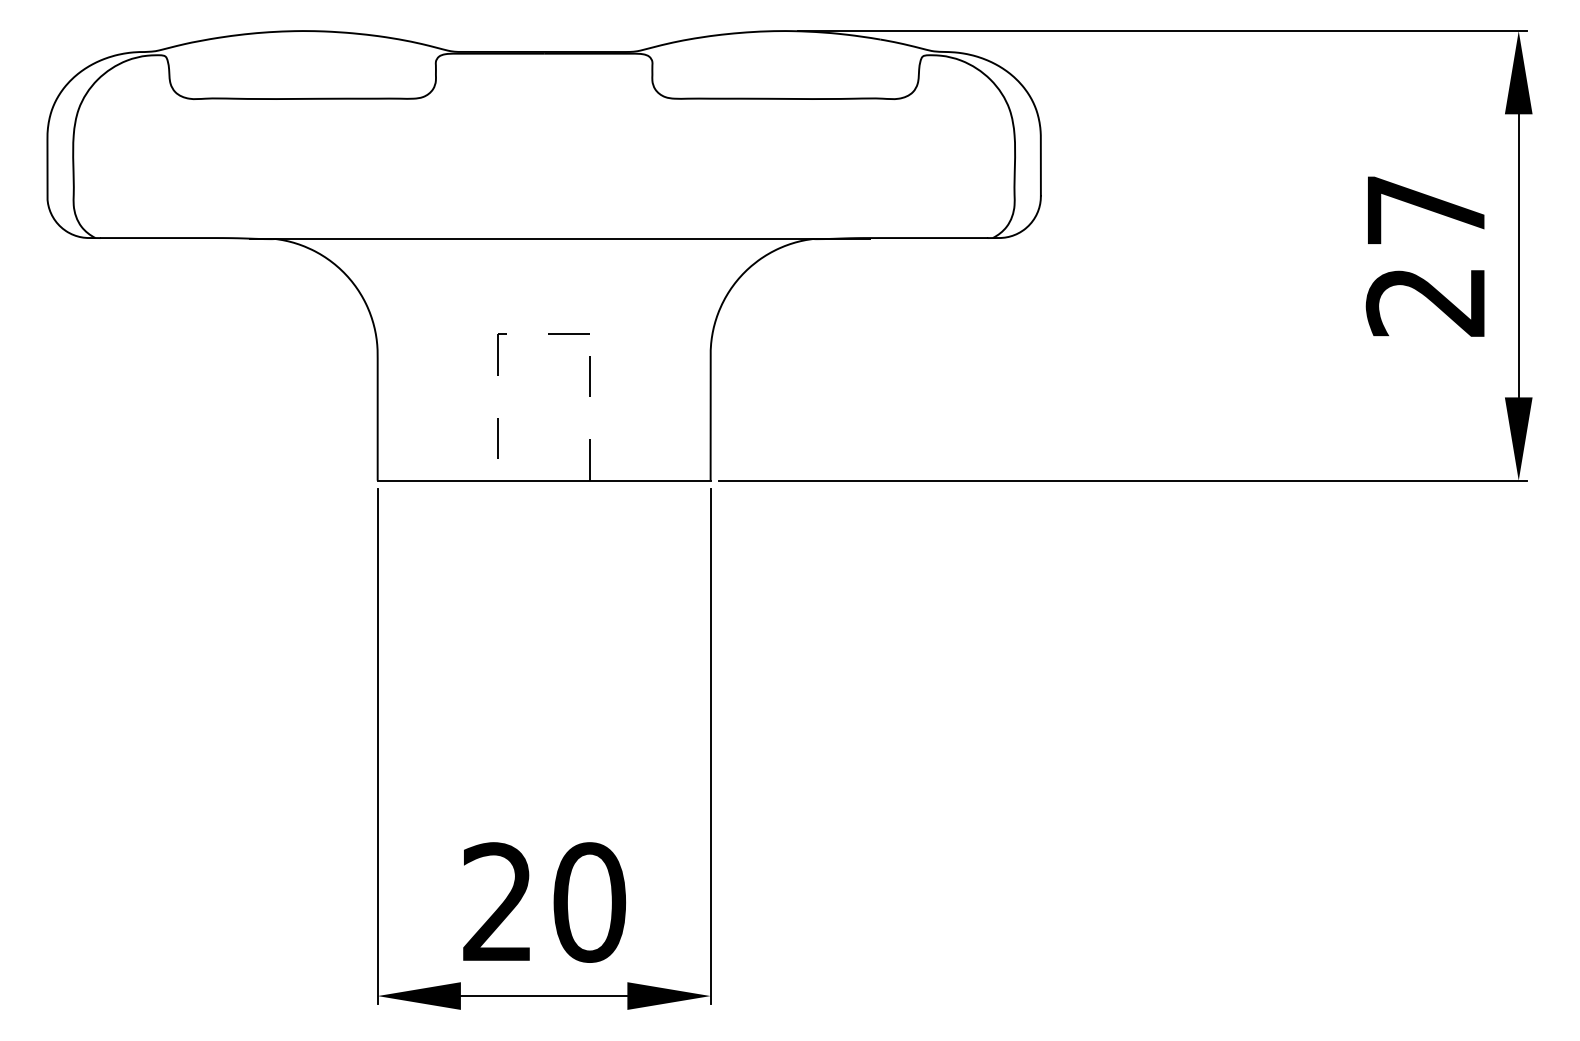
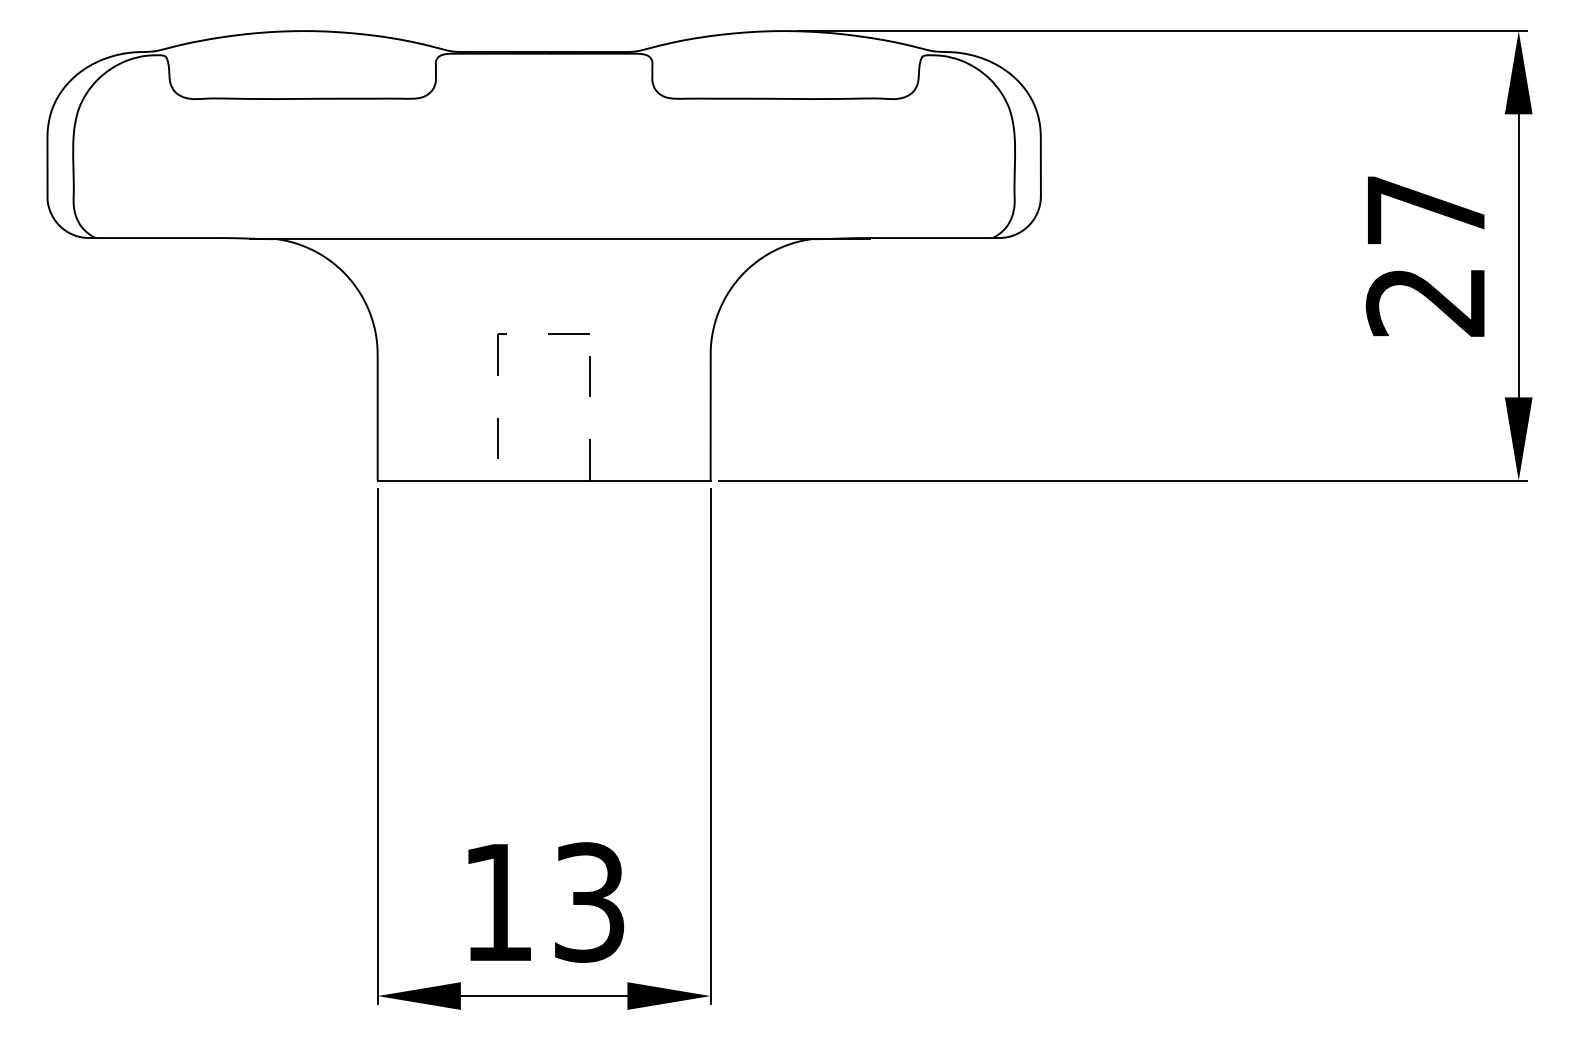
text: 20 -> 13 (544, 902)
